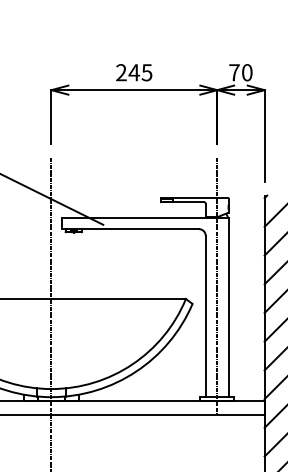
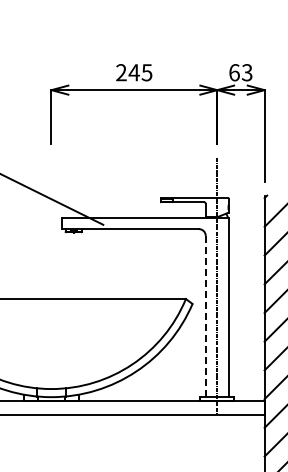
text: 70 -> 63 (240, 72)
line: present -> none (51, 312)
line: solid -> dashed (205, 316)
